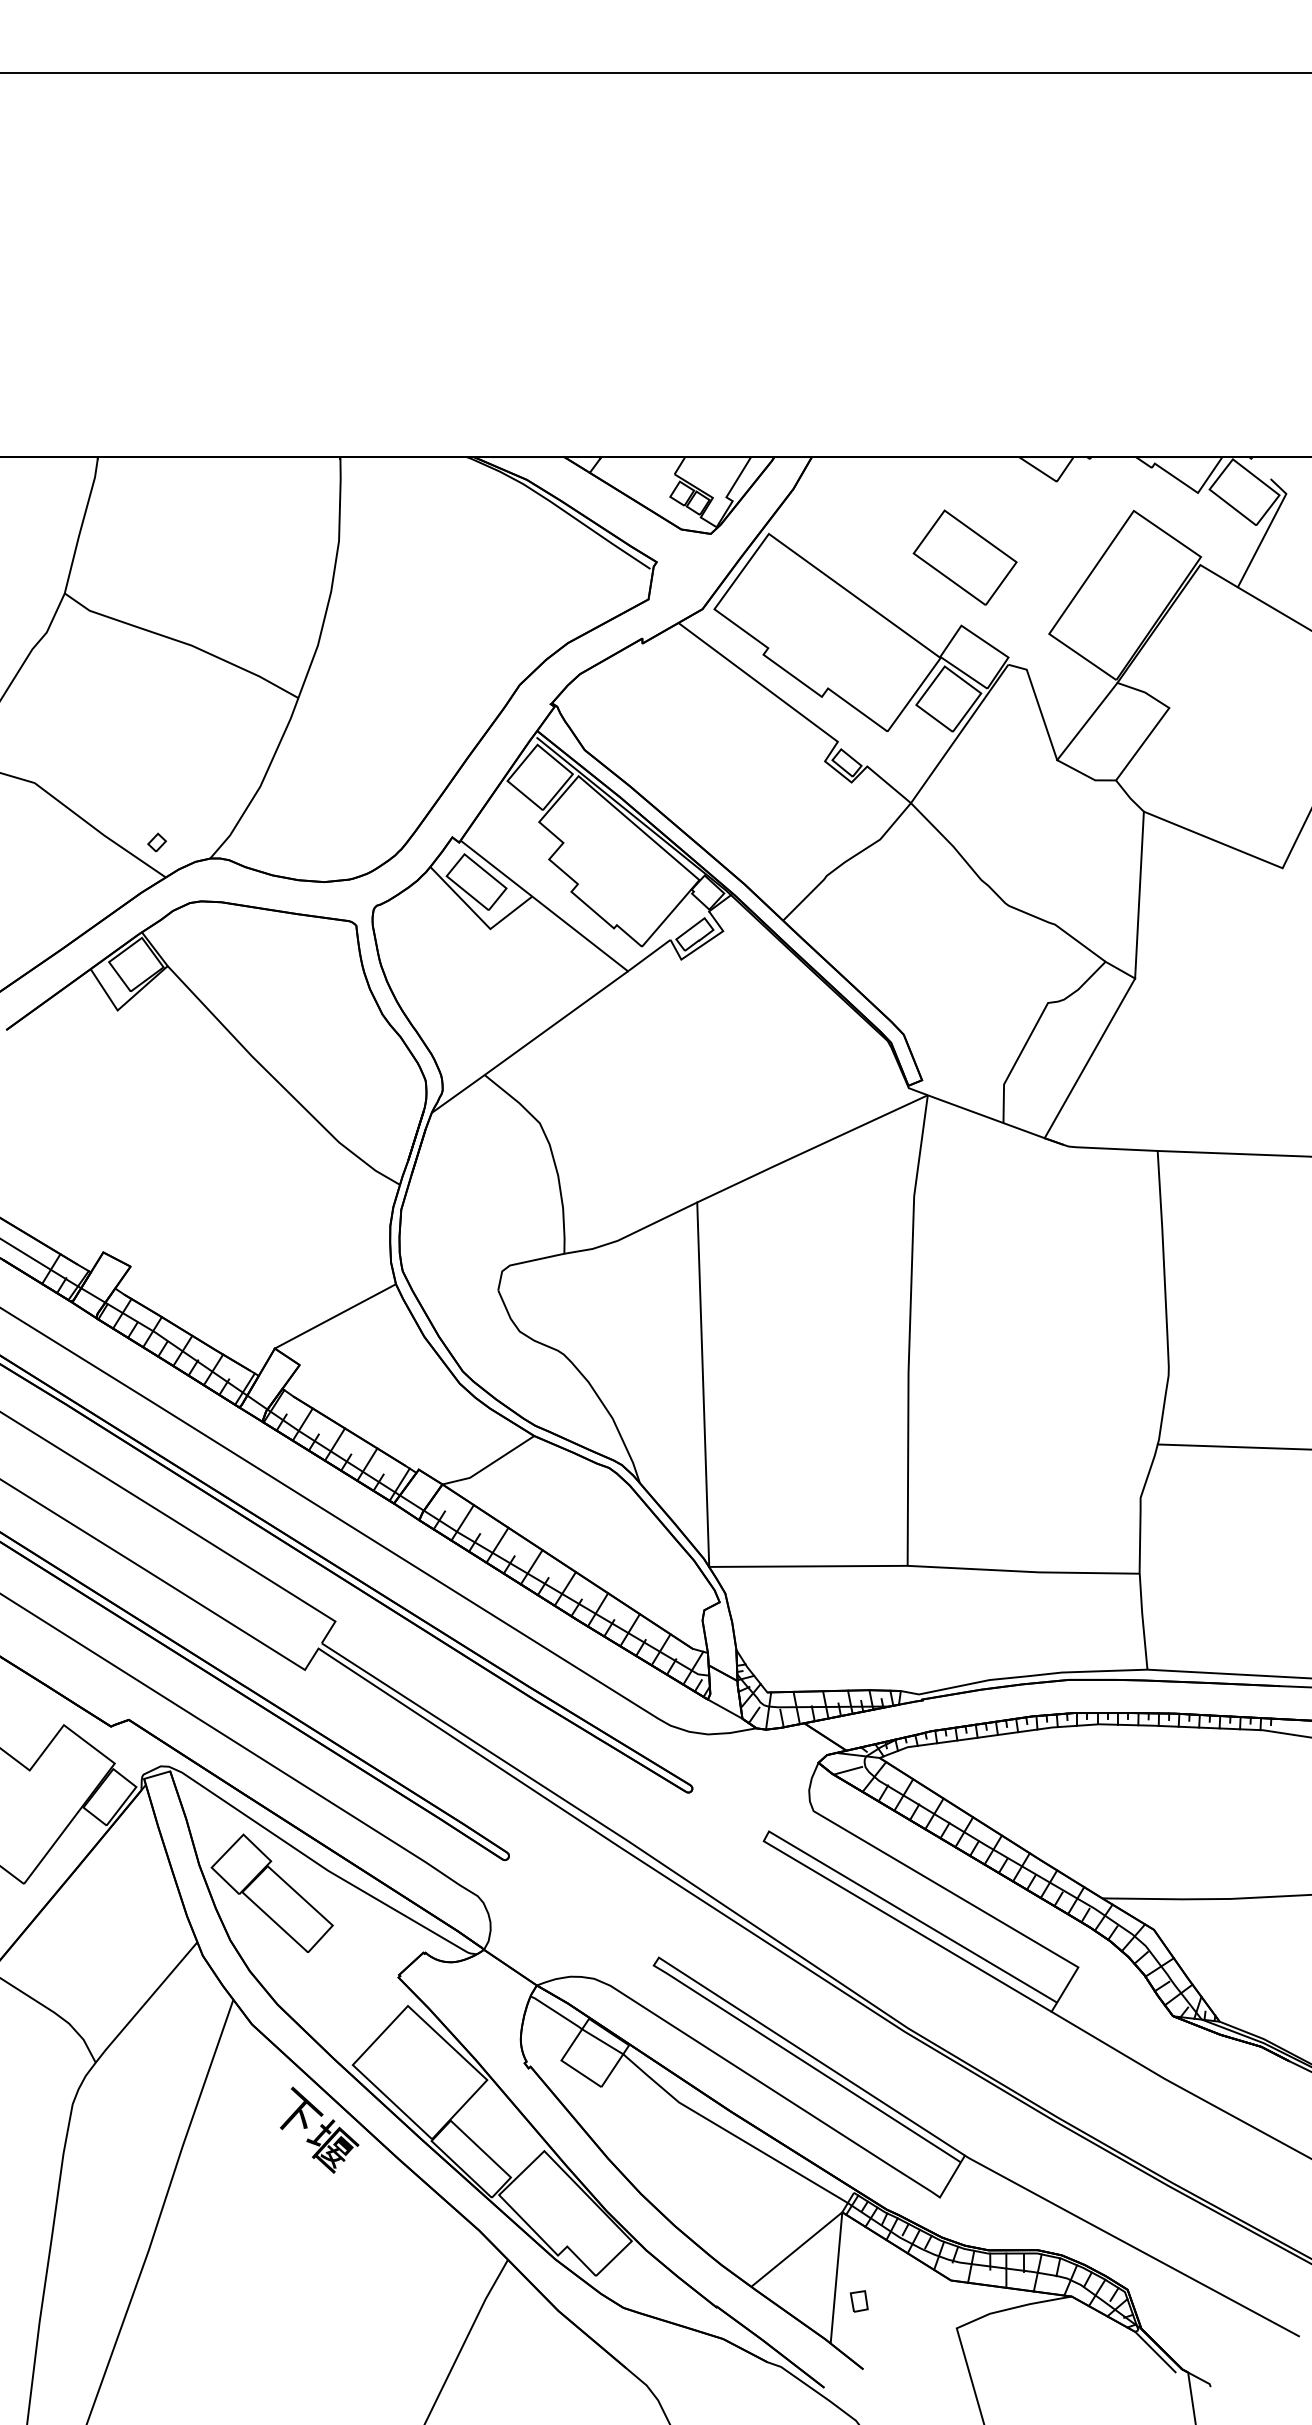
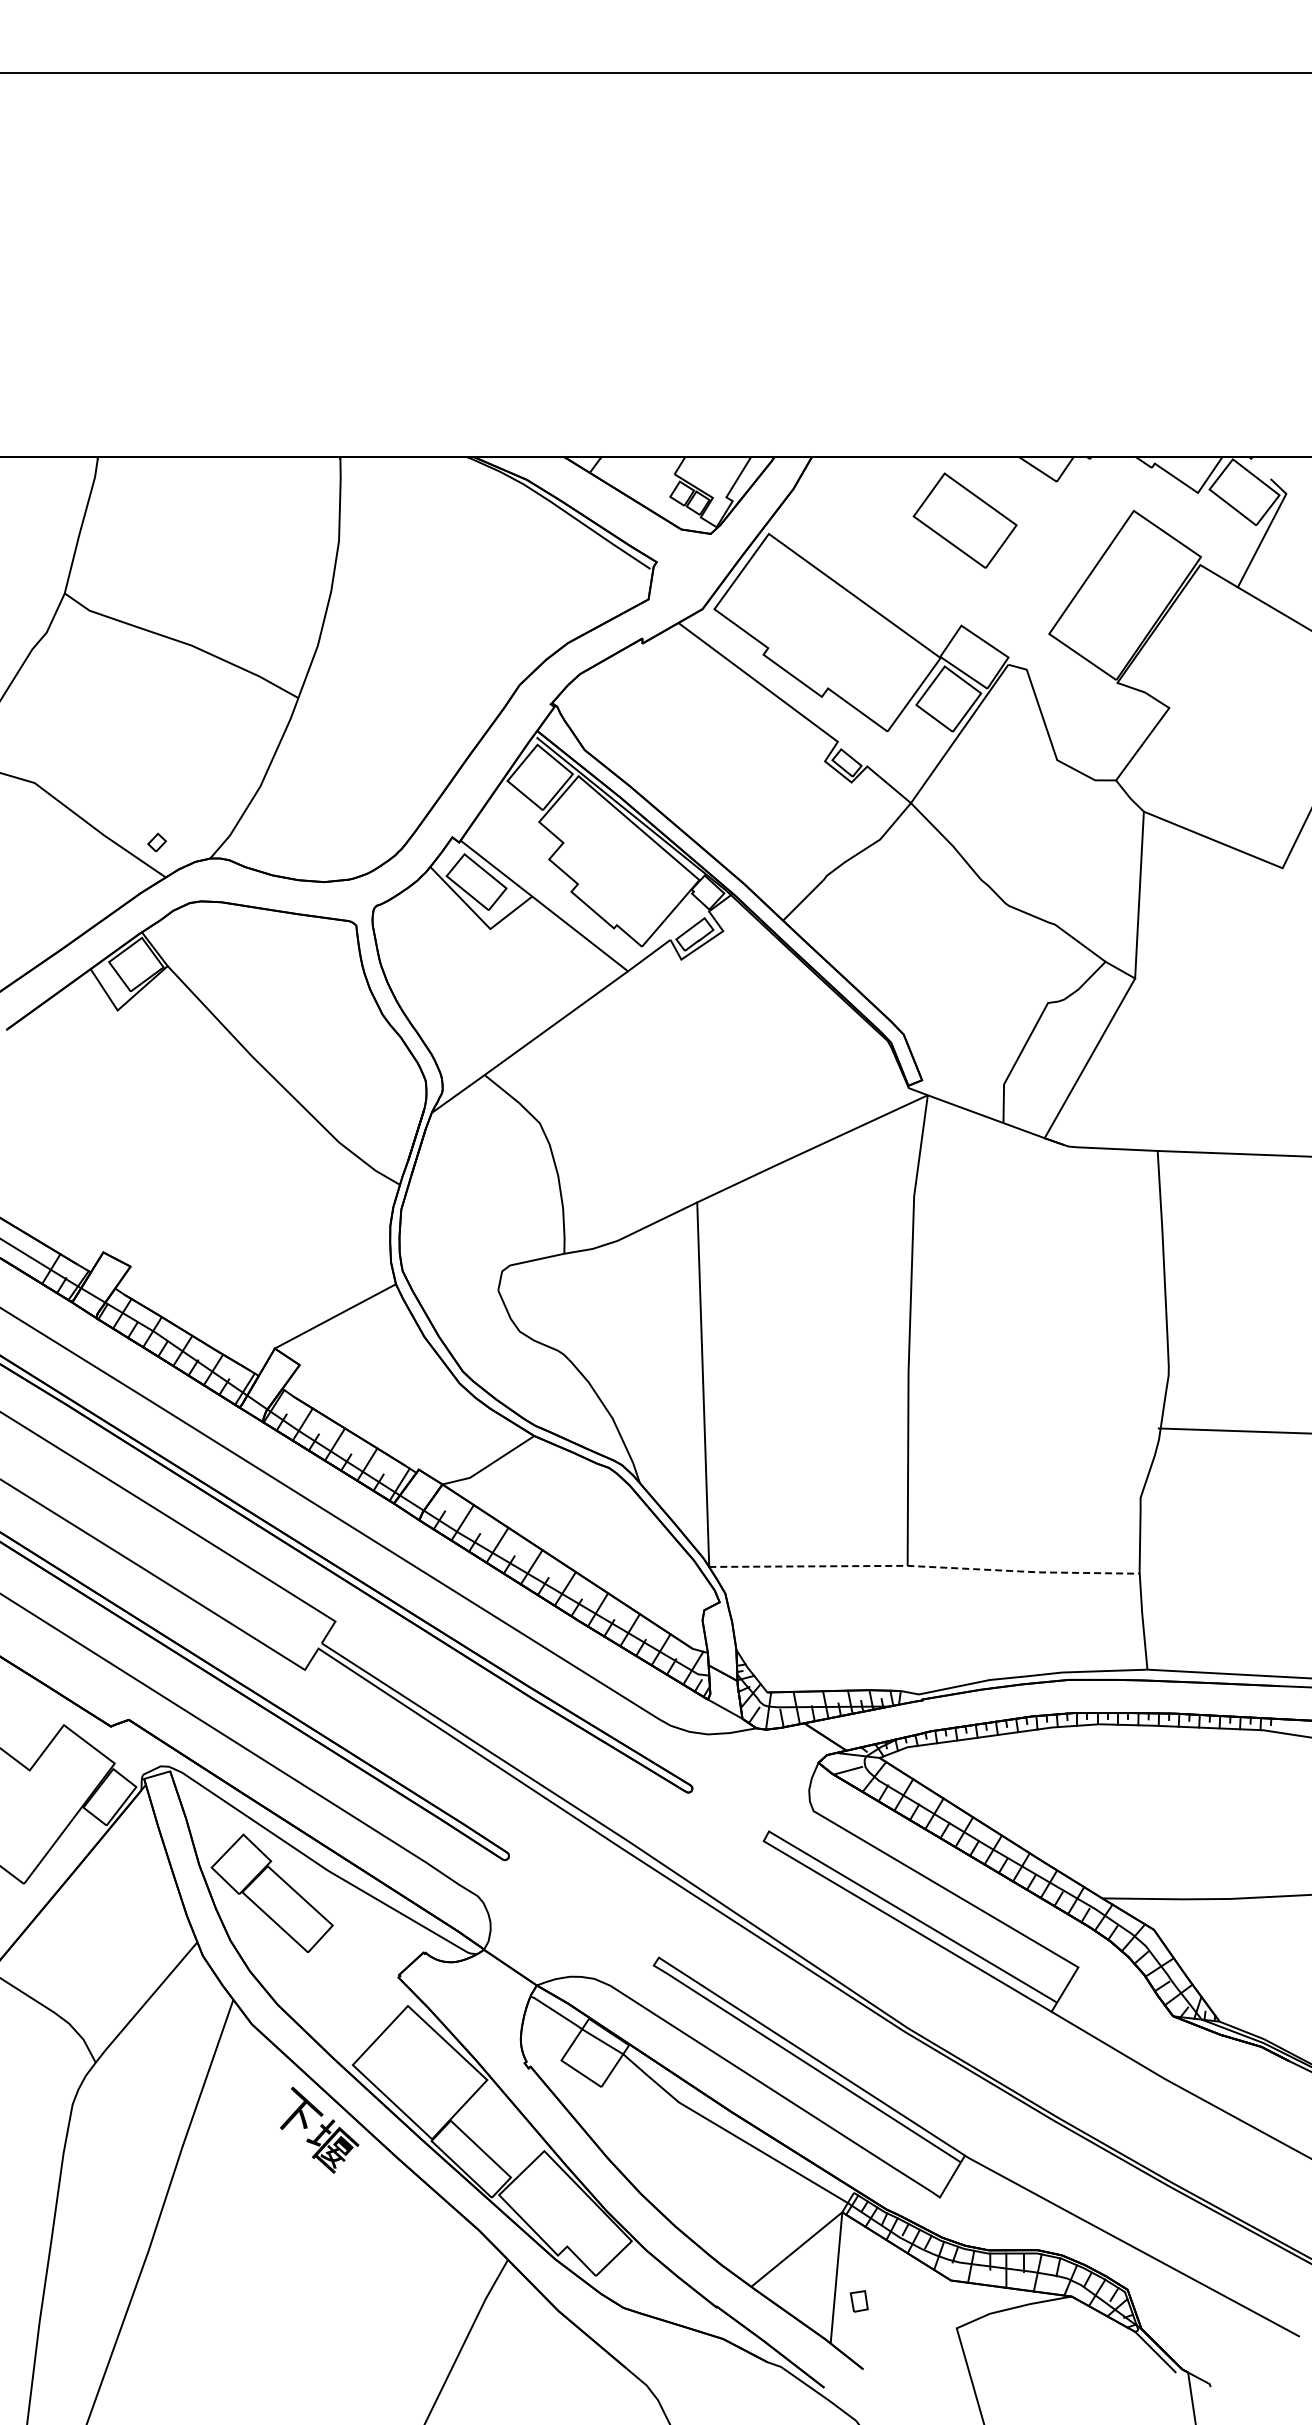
part position: (964, 557) -> (964, 520) (964, 520)
line: present -> none (1087, 721)
line position: (1232, 1446) -> (1233, 1430) (1233, 1430)
line: solid -> dashed (924, 1566)
